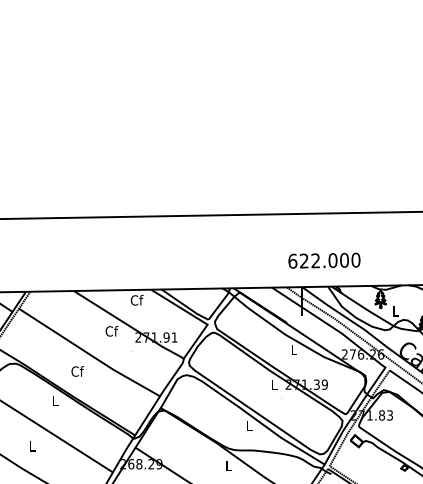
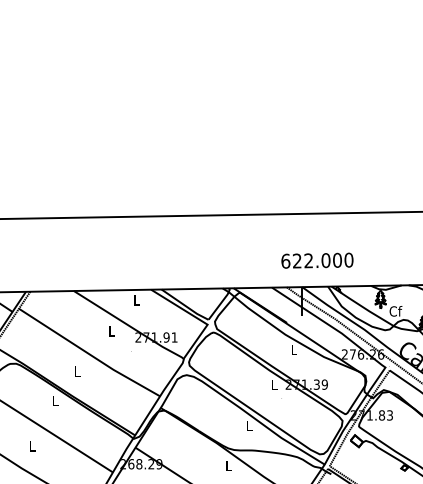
text position: (324, 260) -> (317, 260) (317, 260)
text: Cf -> L (136, 300)
text: L -> Cf (395, 311)
text: Cf -> L (111, 331)
text: Cf -> L (77, 371)
